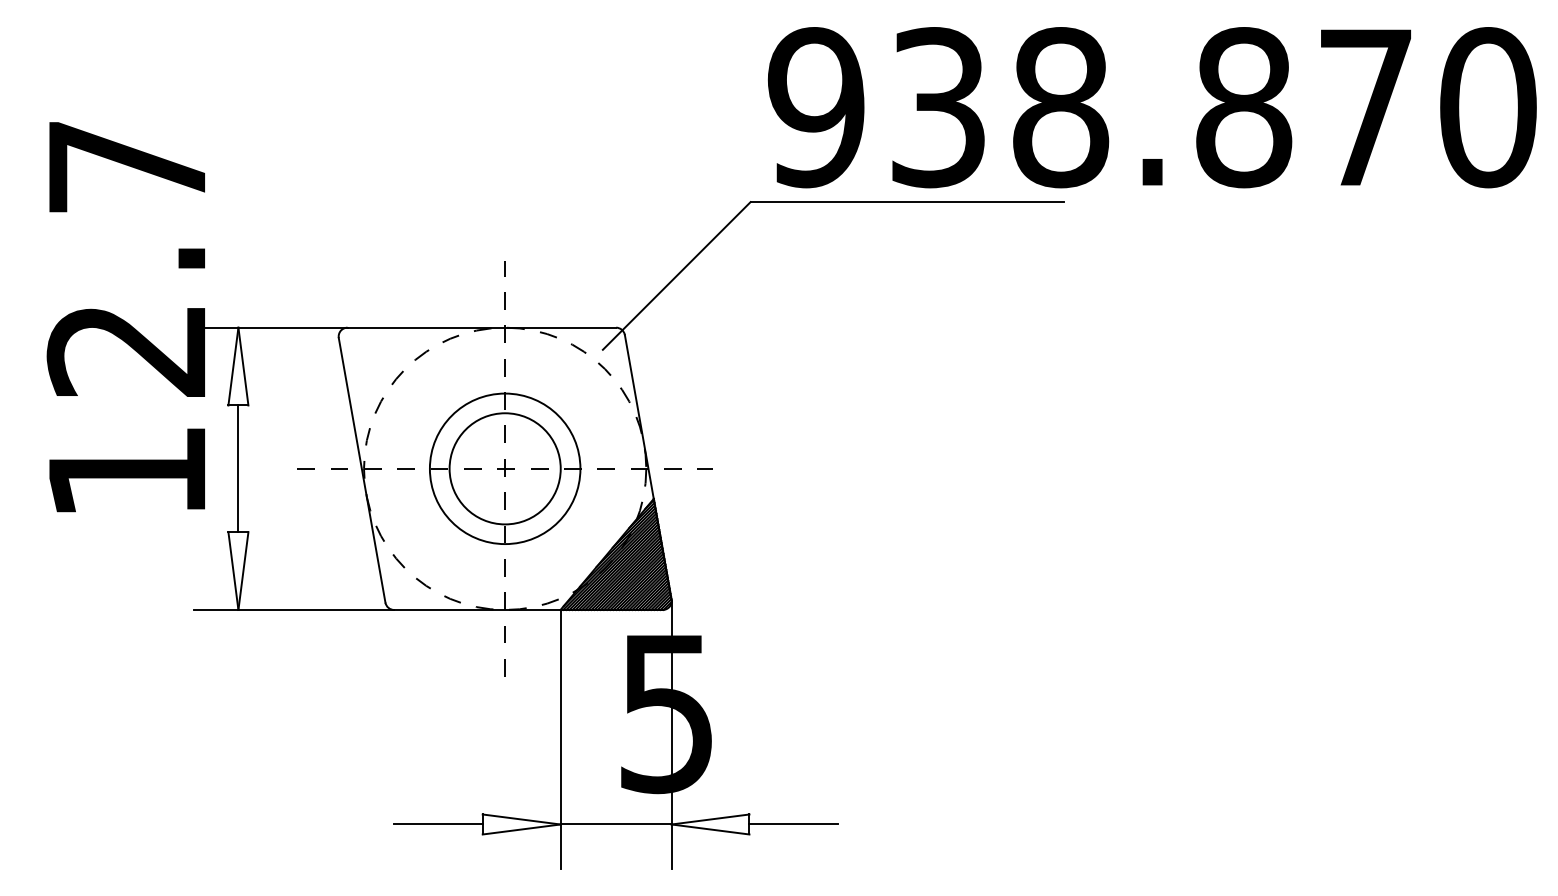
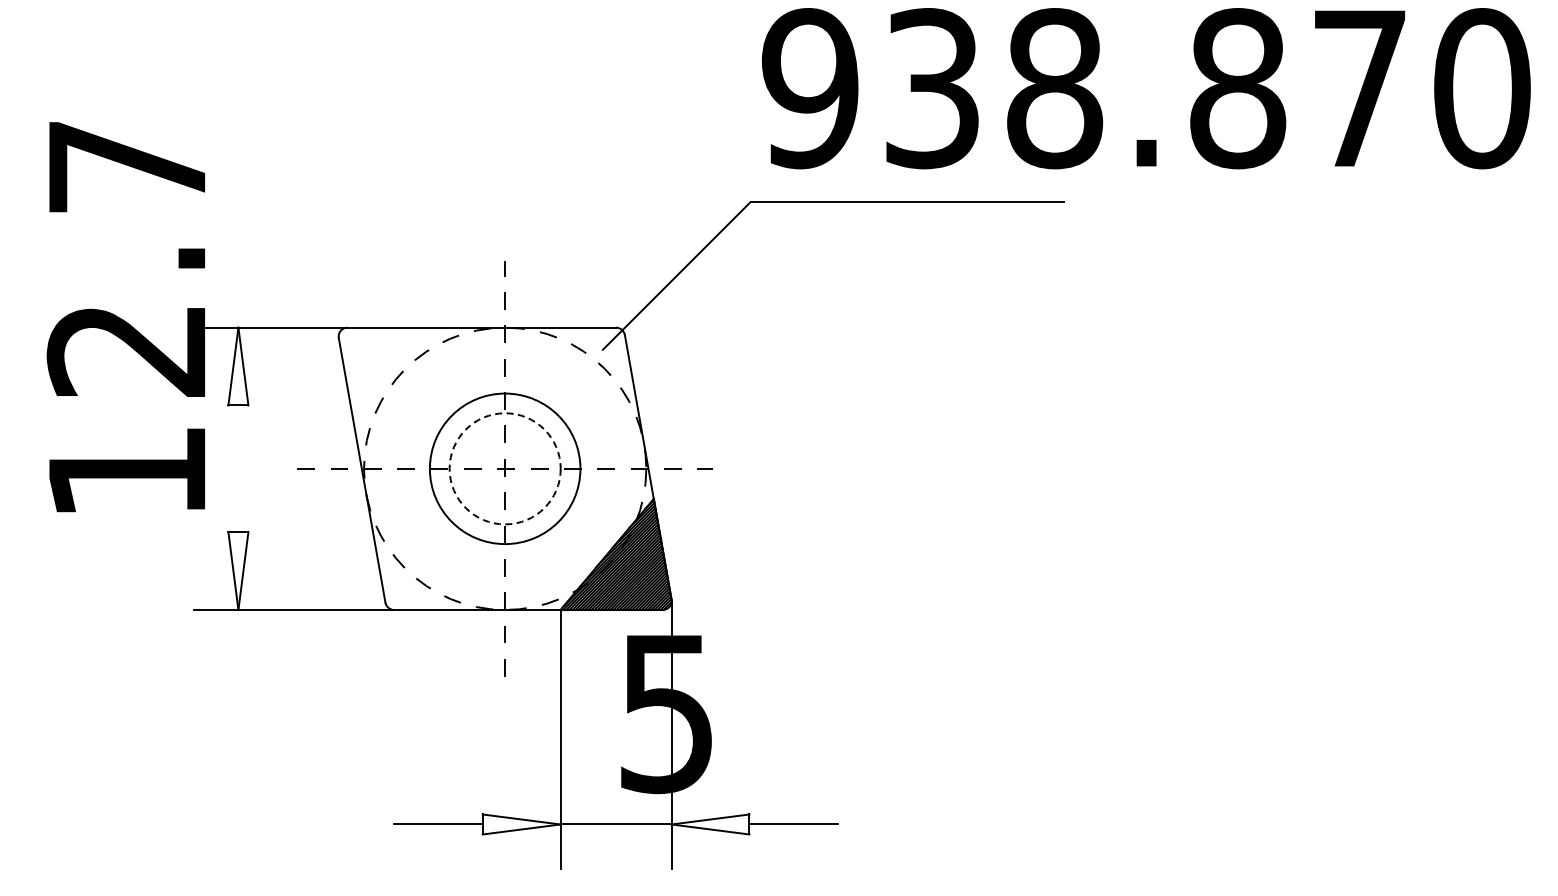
text position: (1152, 107) -> (1146, 88) (1146, 88)
line: present -> none (238, 468)
circle: solid -> dashed (504, 468)
